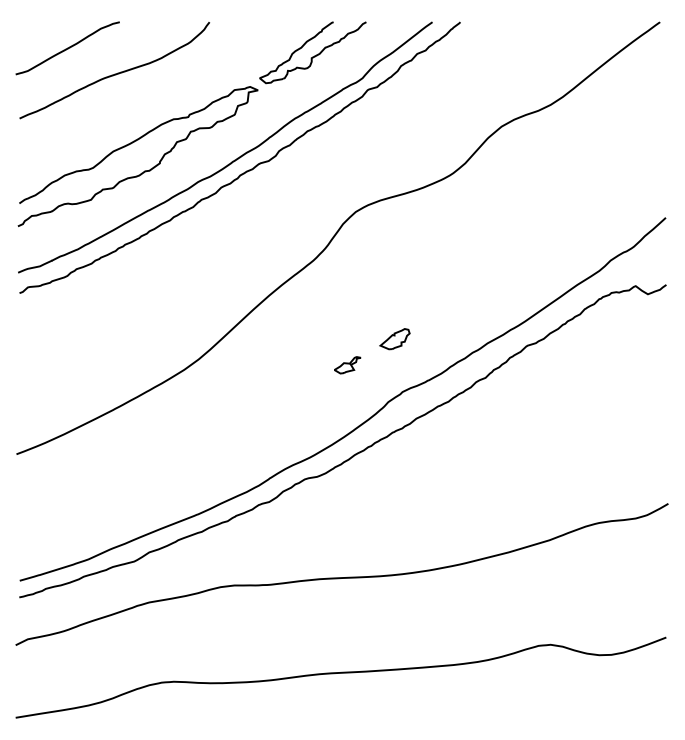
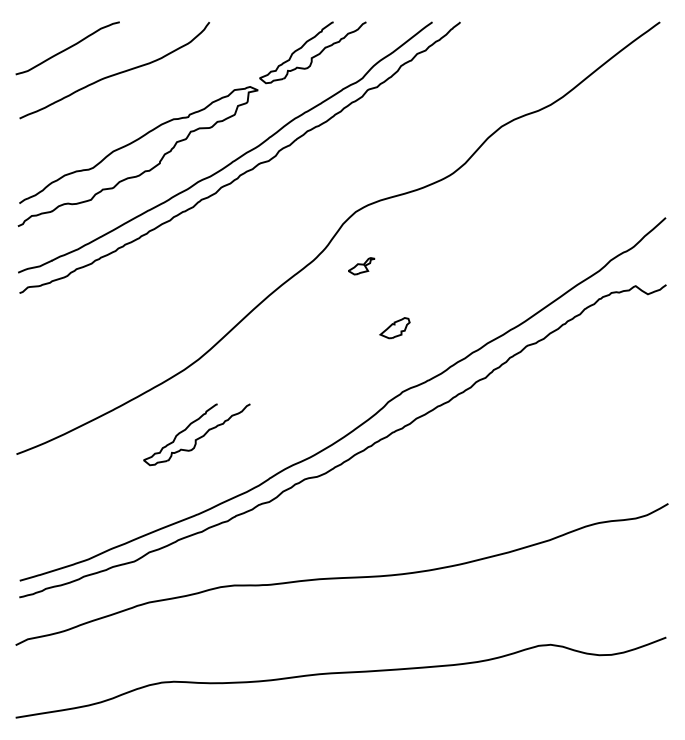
part position: (394, 339) -> (394, 328) (394, 328)
part position: (347, 365) -> (361, 266) (361, 266)
part: none -> present (196, 434)
